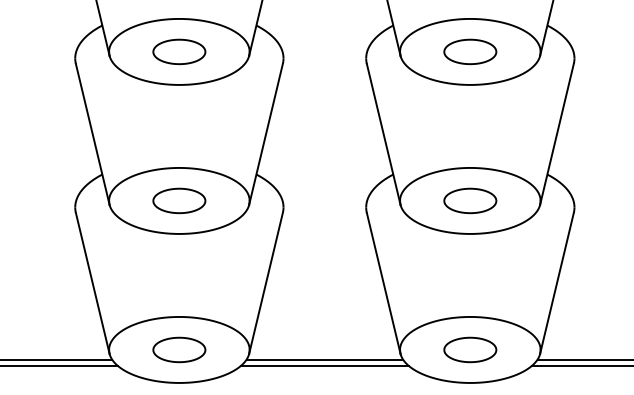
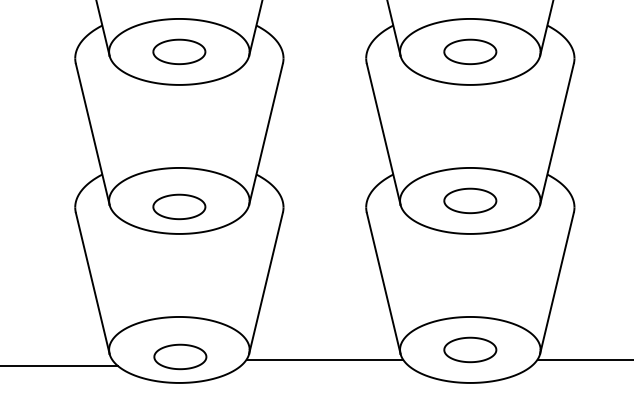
part position: (179, 200) -> (179, 206) (179, 206)
part position: (179, 349) -> (180, 356) (180, 356)
line: present -> none (57, 359)
line: present -> none (324, 365)
line: present -> none (580, 365)
